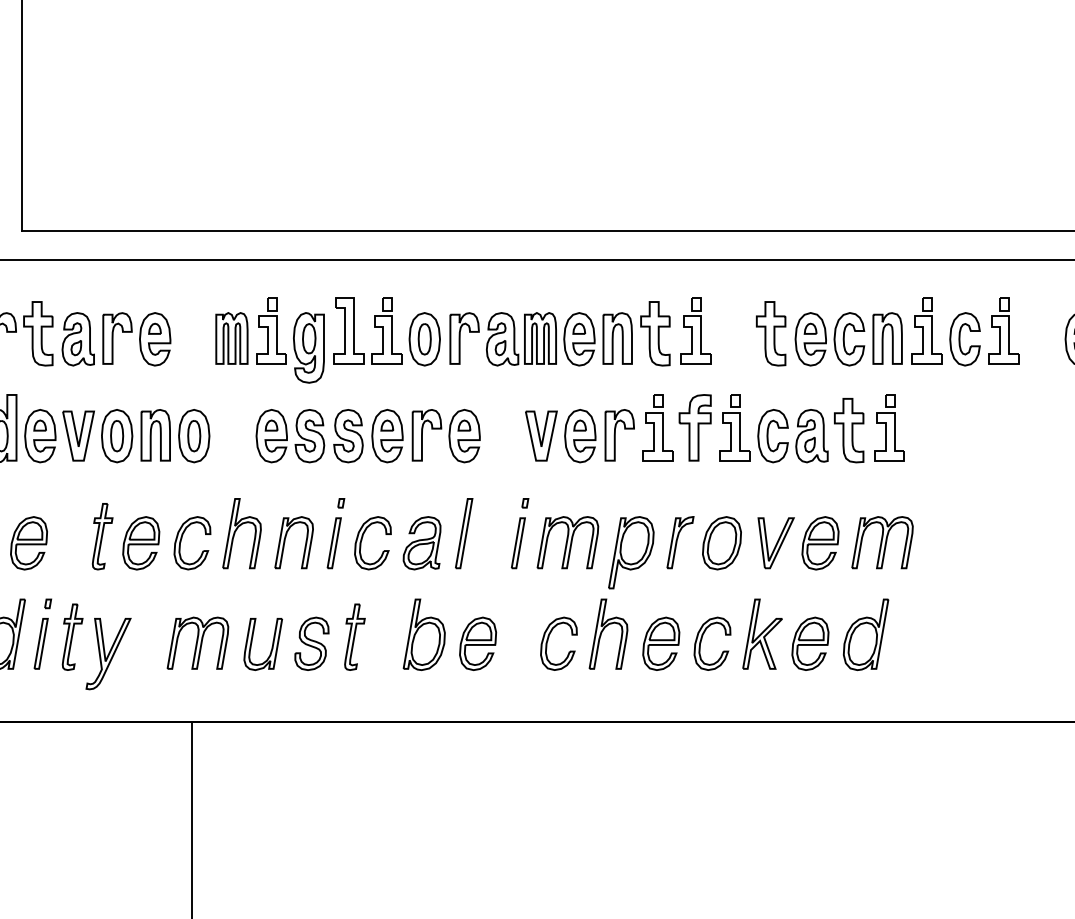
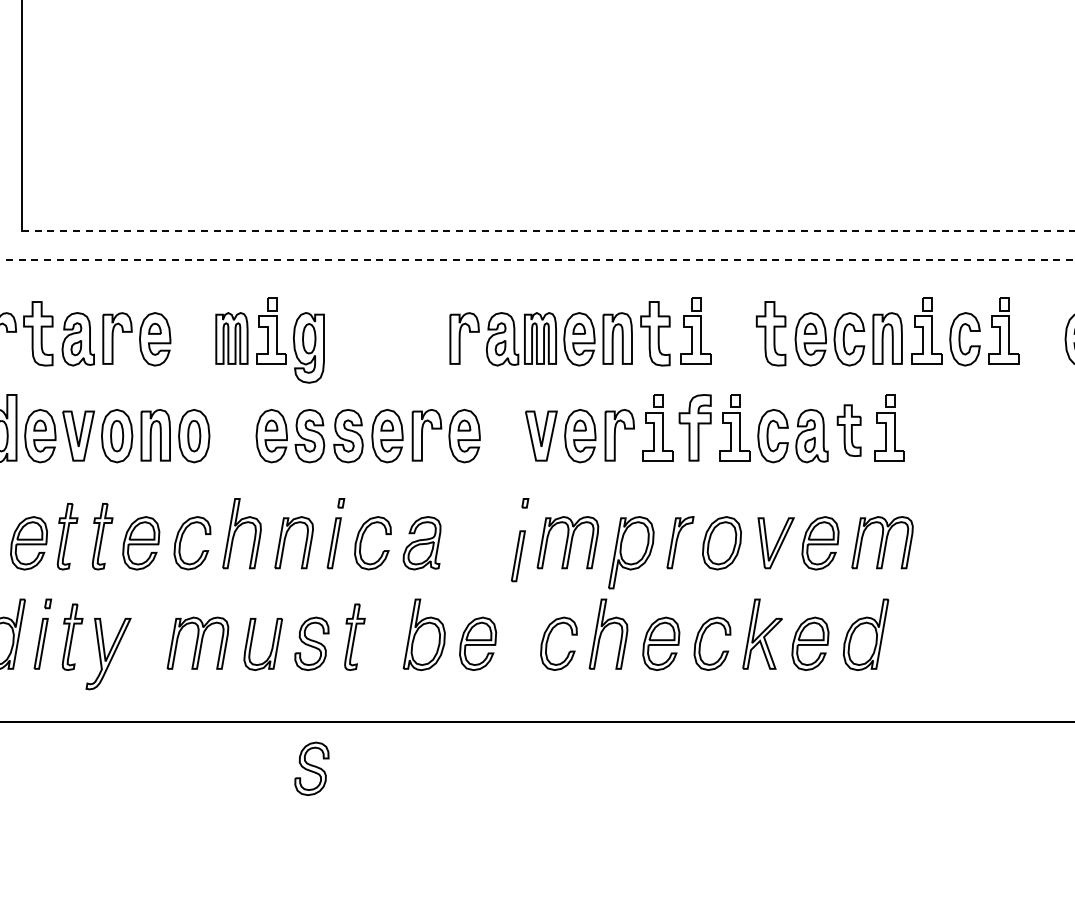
line: solid -> dashed (548, 230)
line: solid -> dashed (537, 259)
part: present -> none (386, 331)
part size: 31x66 px -> 26x53 px (848, 430)
part: present -> none (464, 533)
part: none -> present (67, 536)
part position: (517, 543) -> (517, 556) (517, 556)
part: none -> present (311, 768)
line: present -> none (191, 818)
